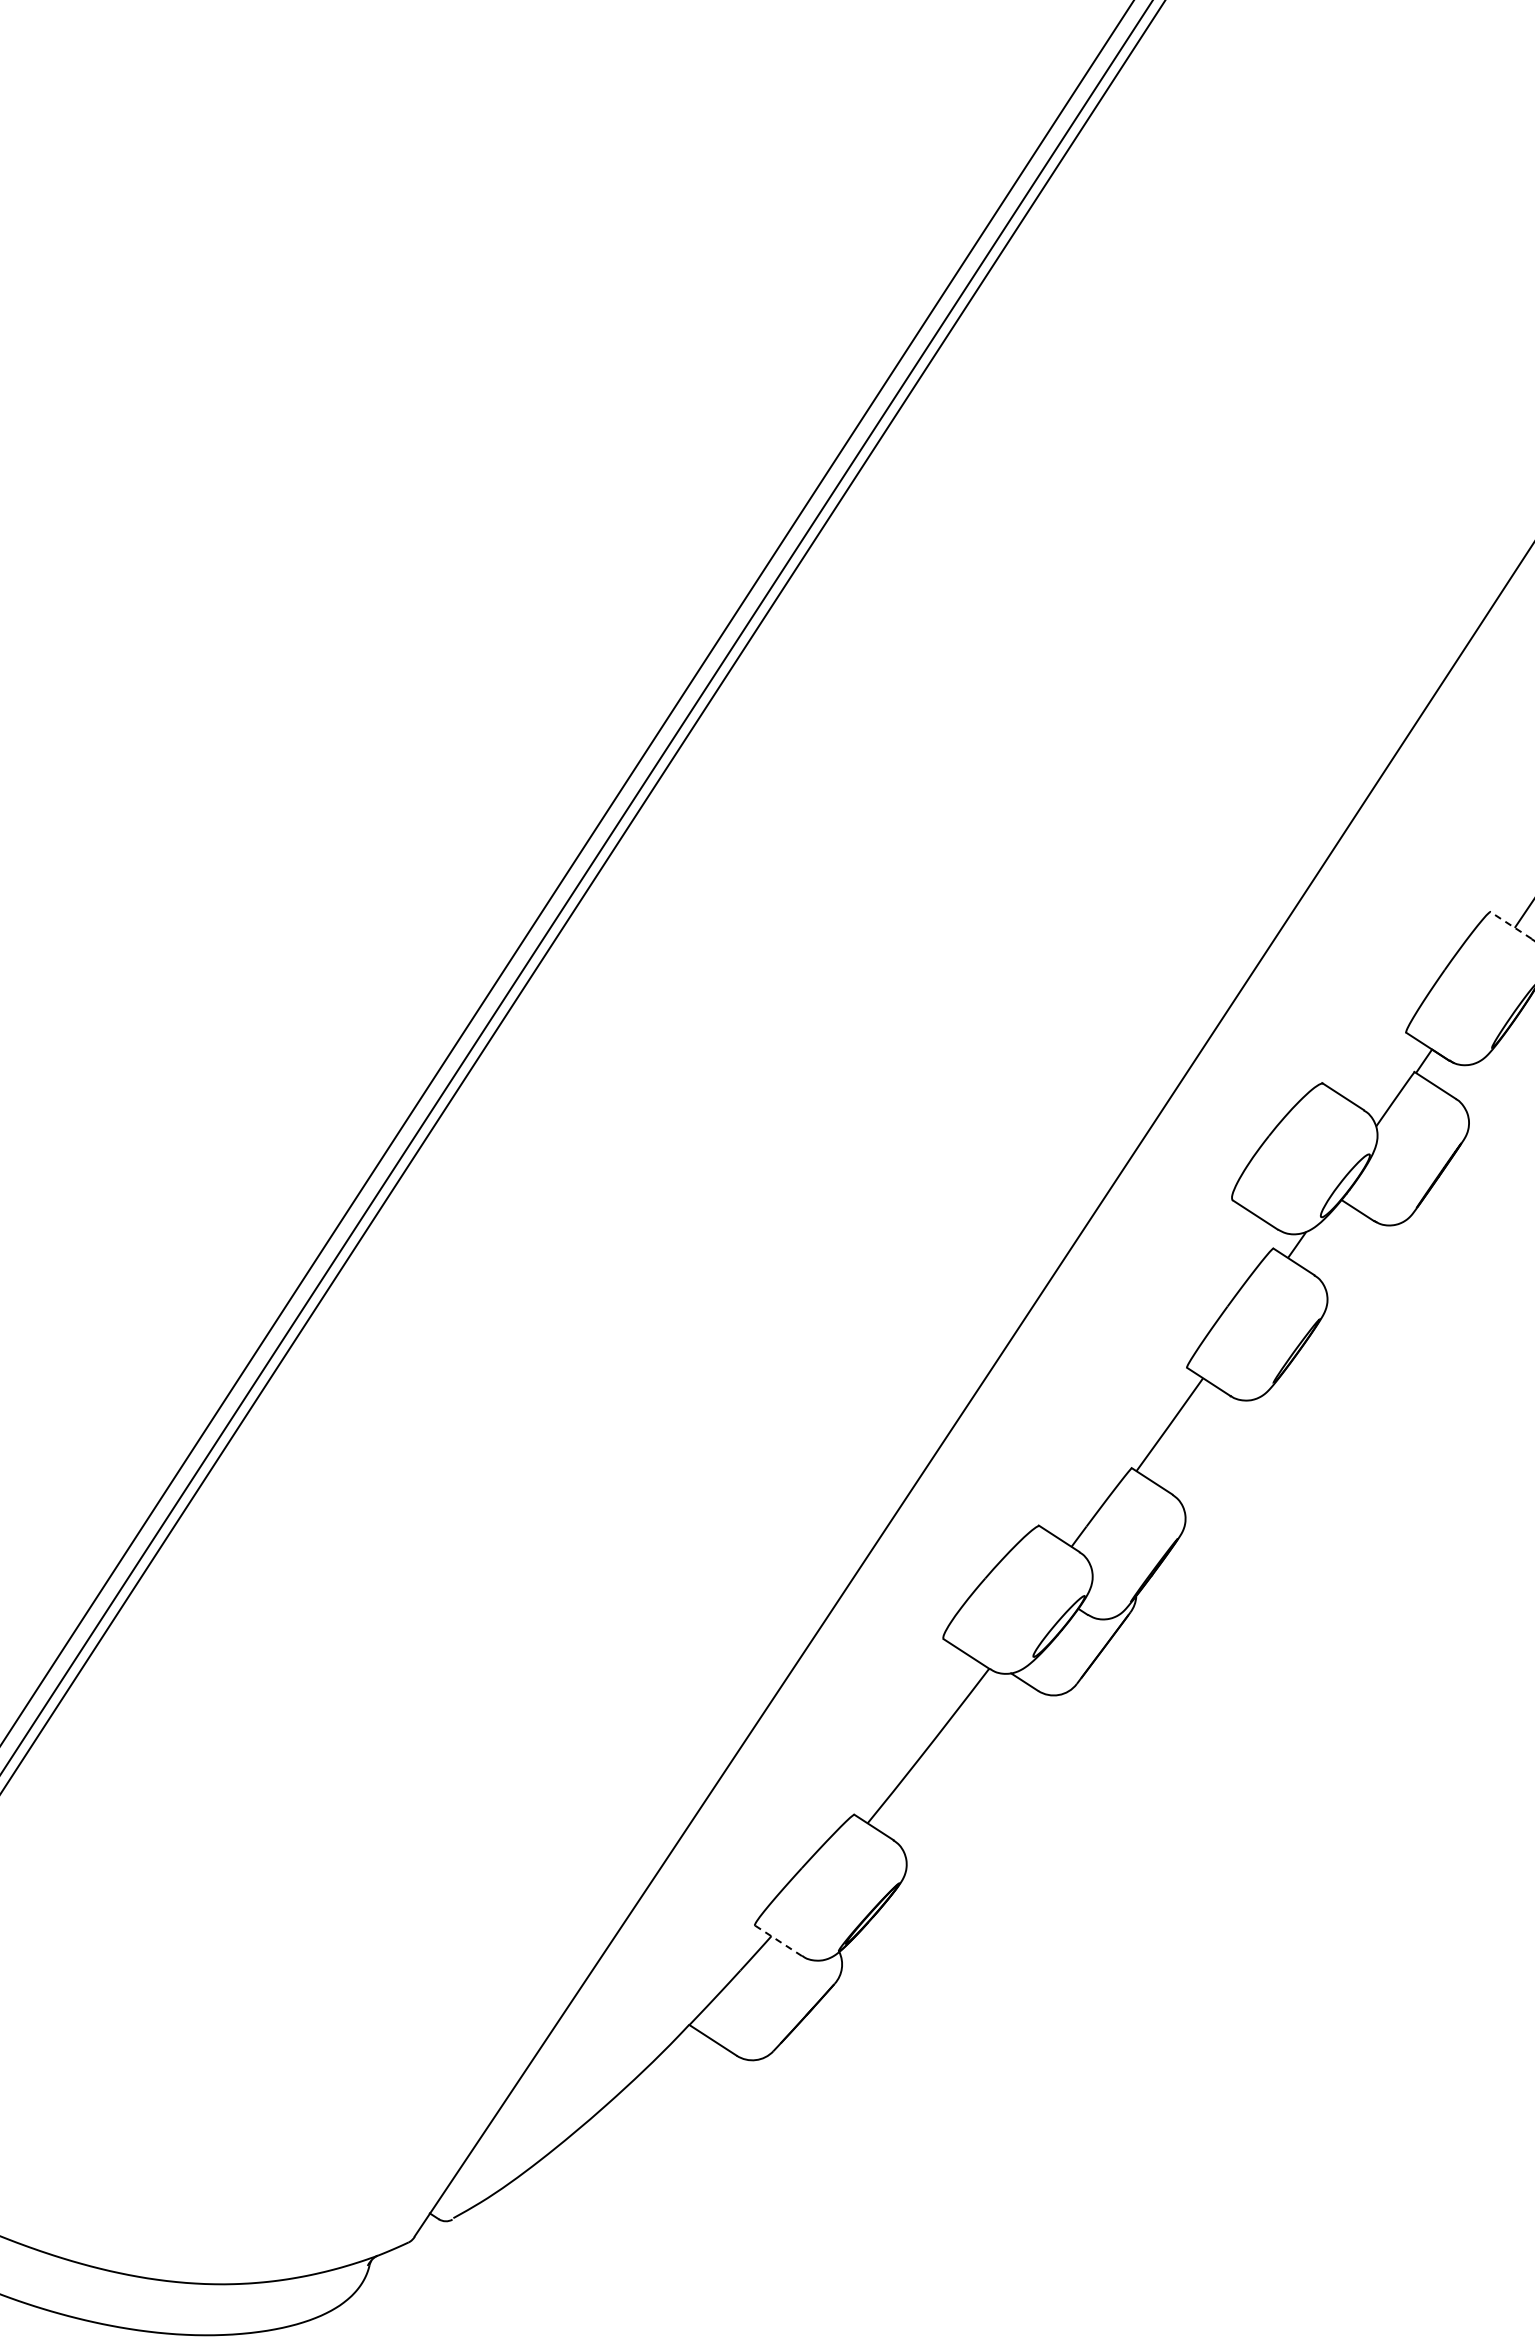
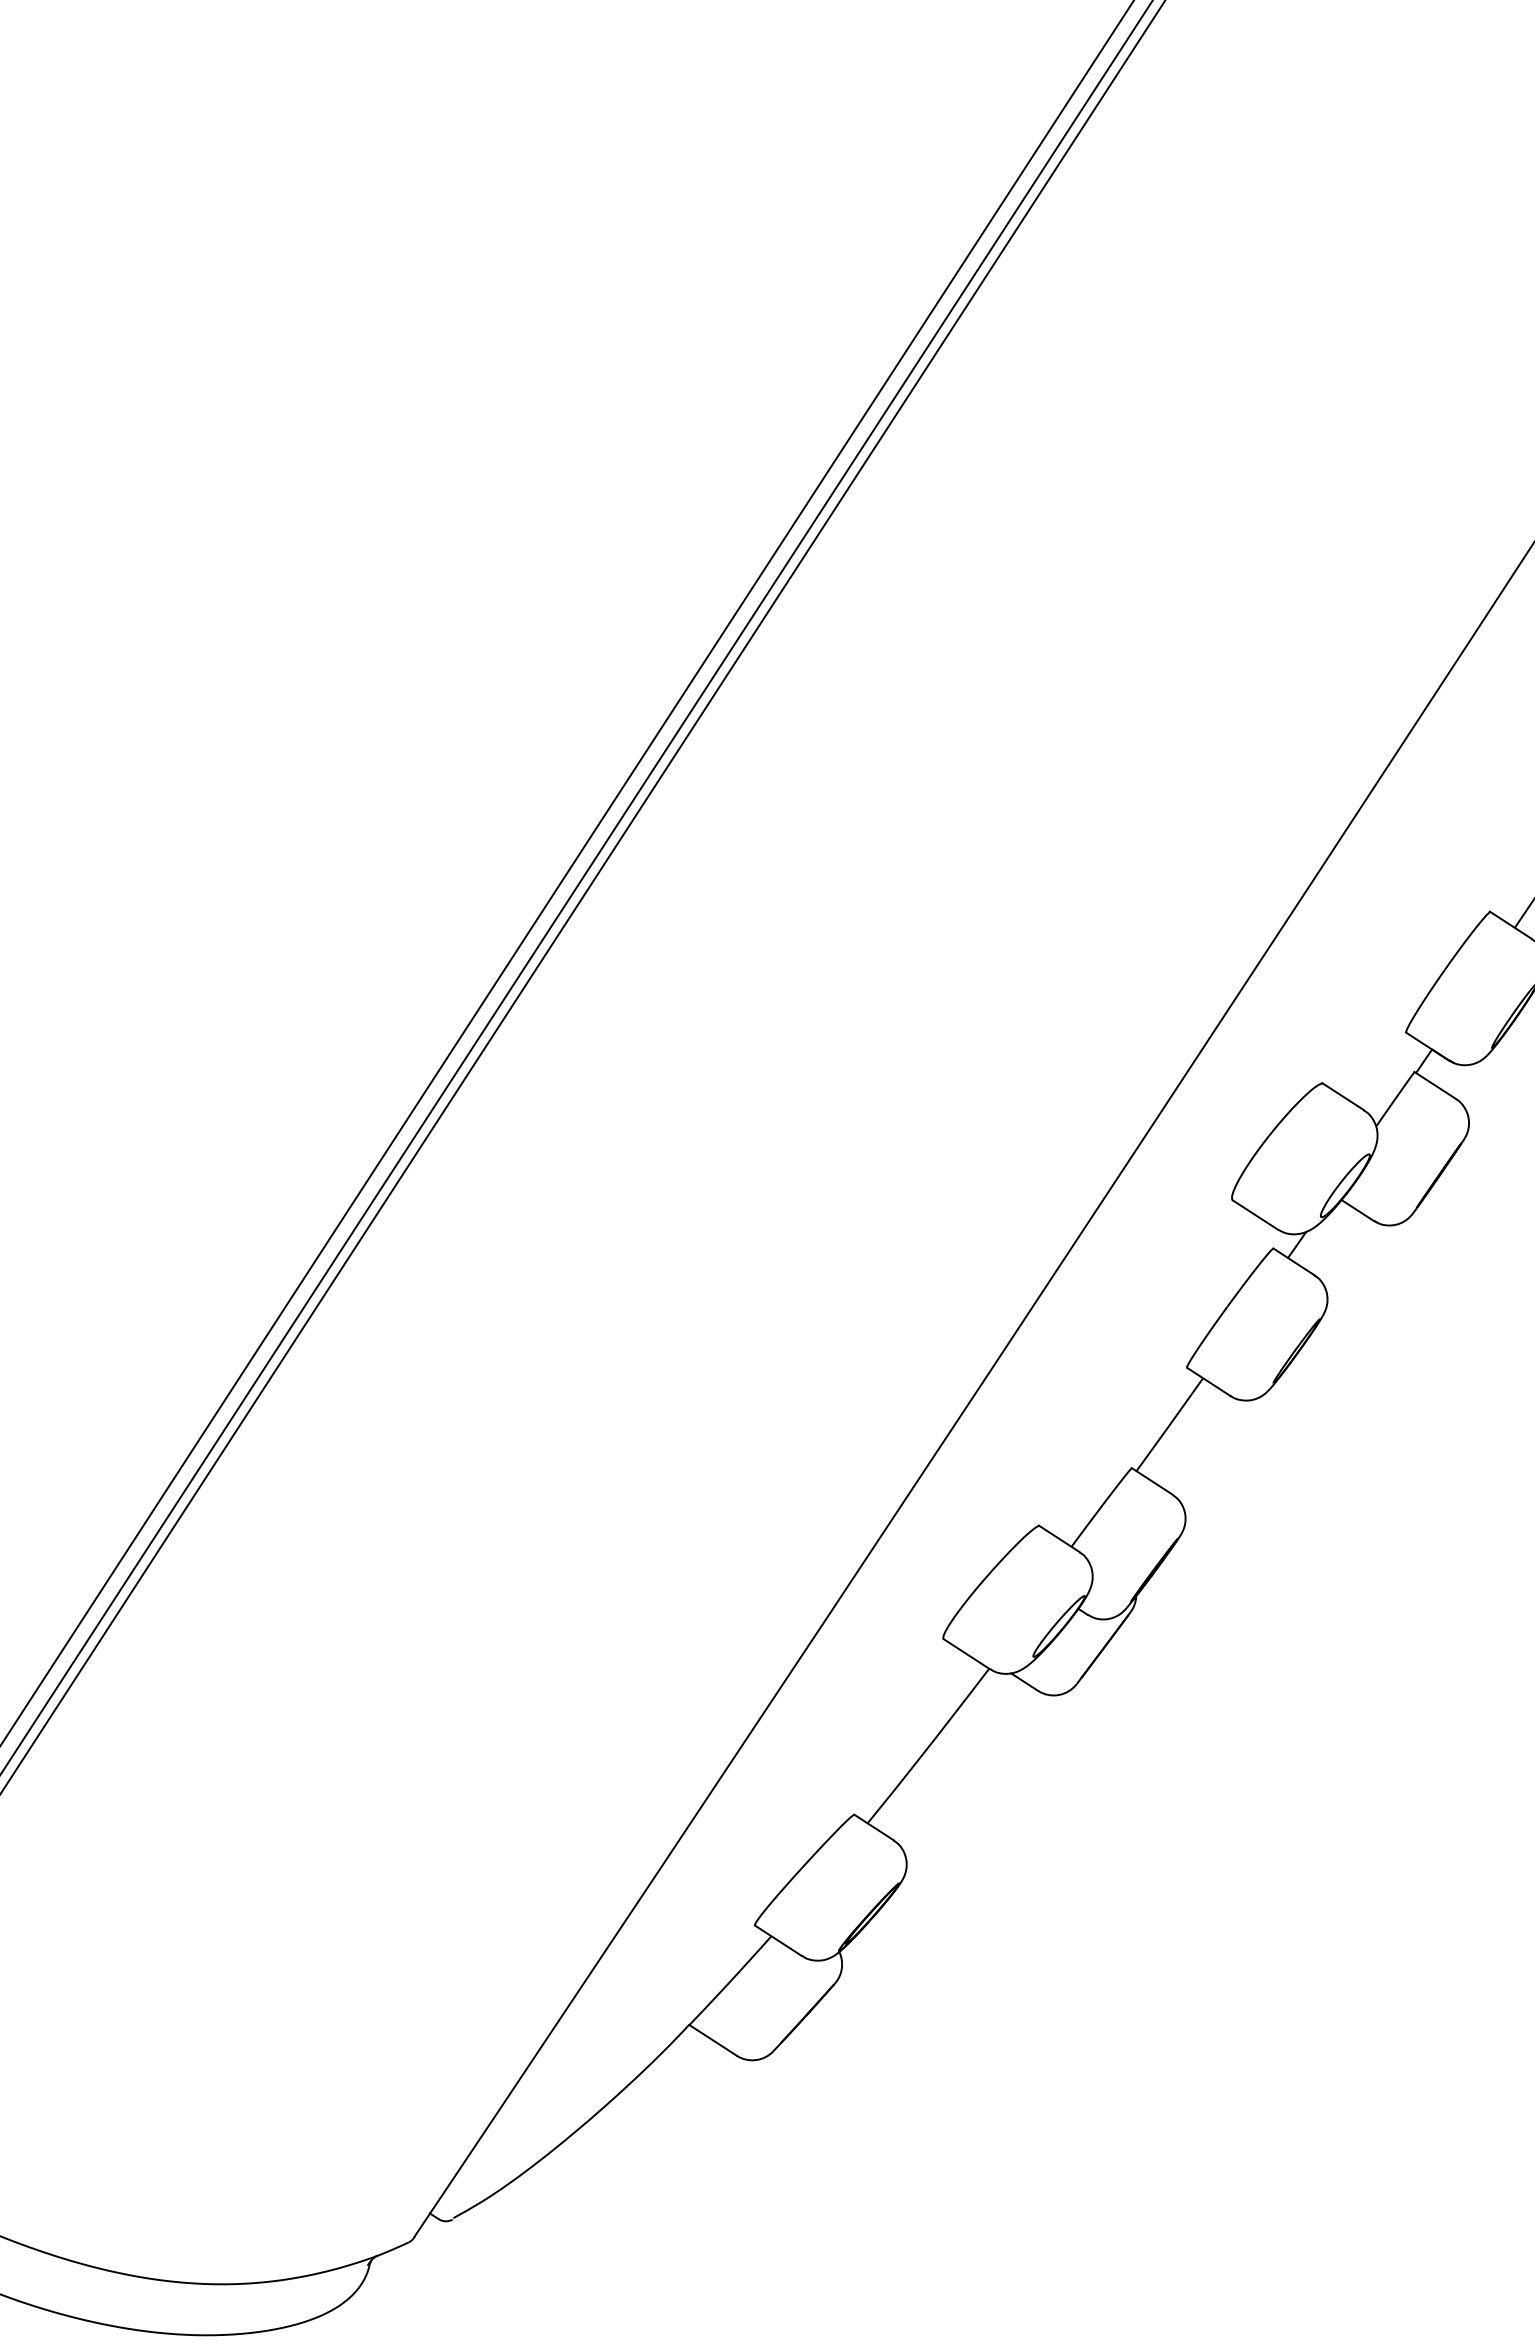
line: dashed -> solid (1510, 924)
line: dashed -> solid (778, 1940)
